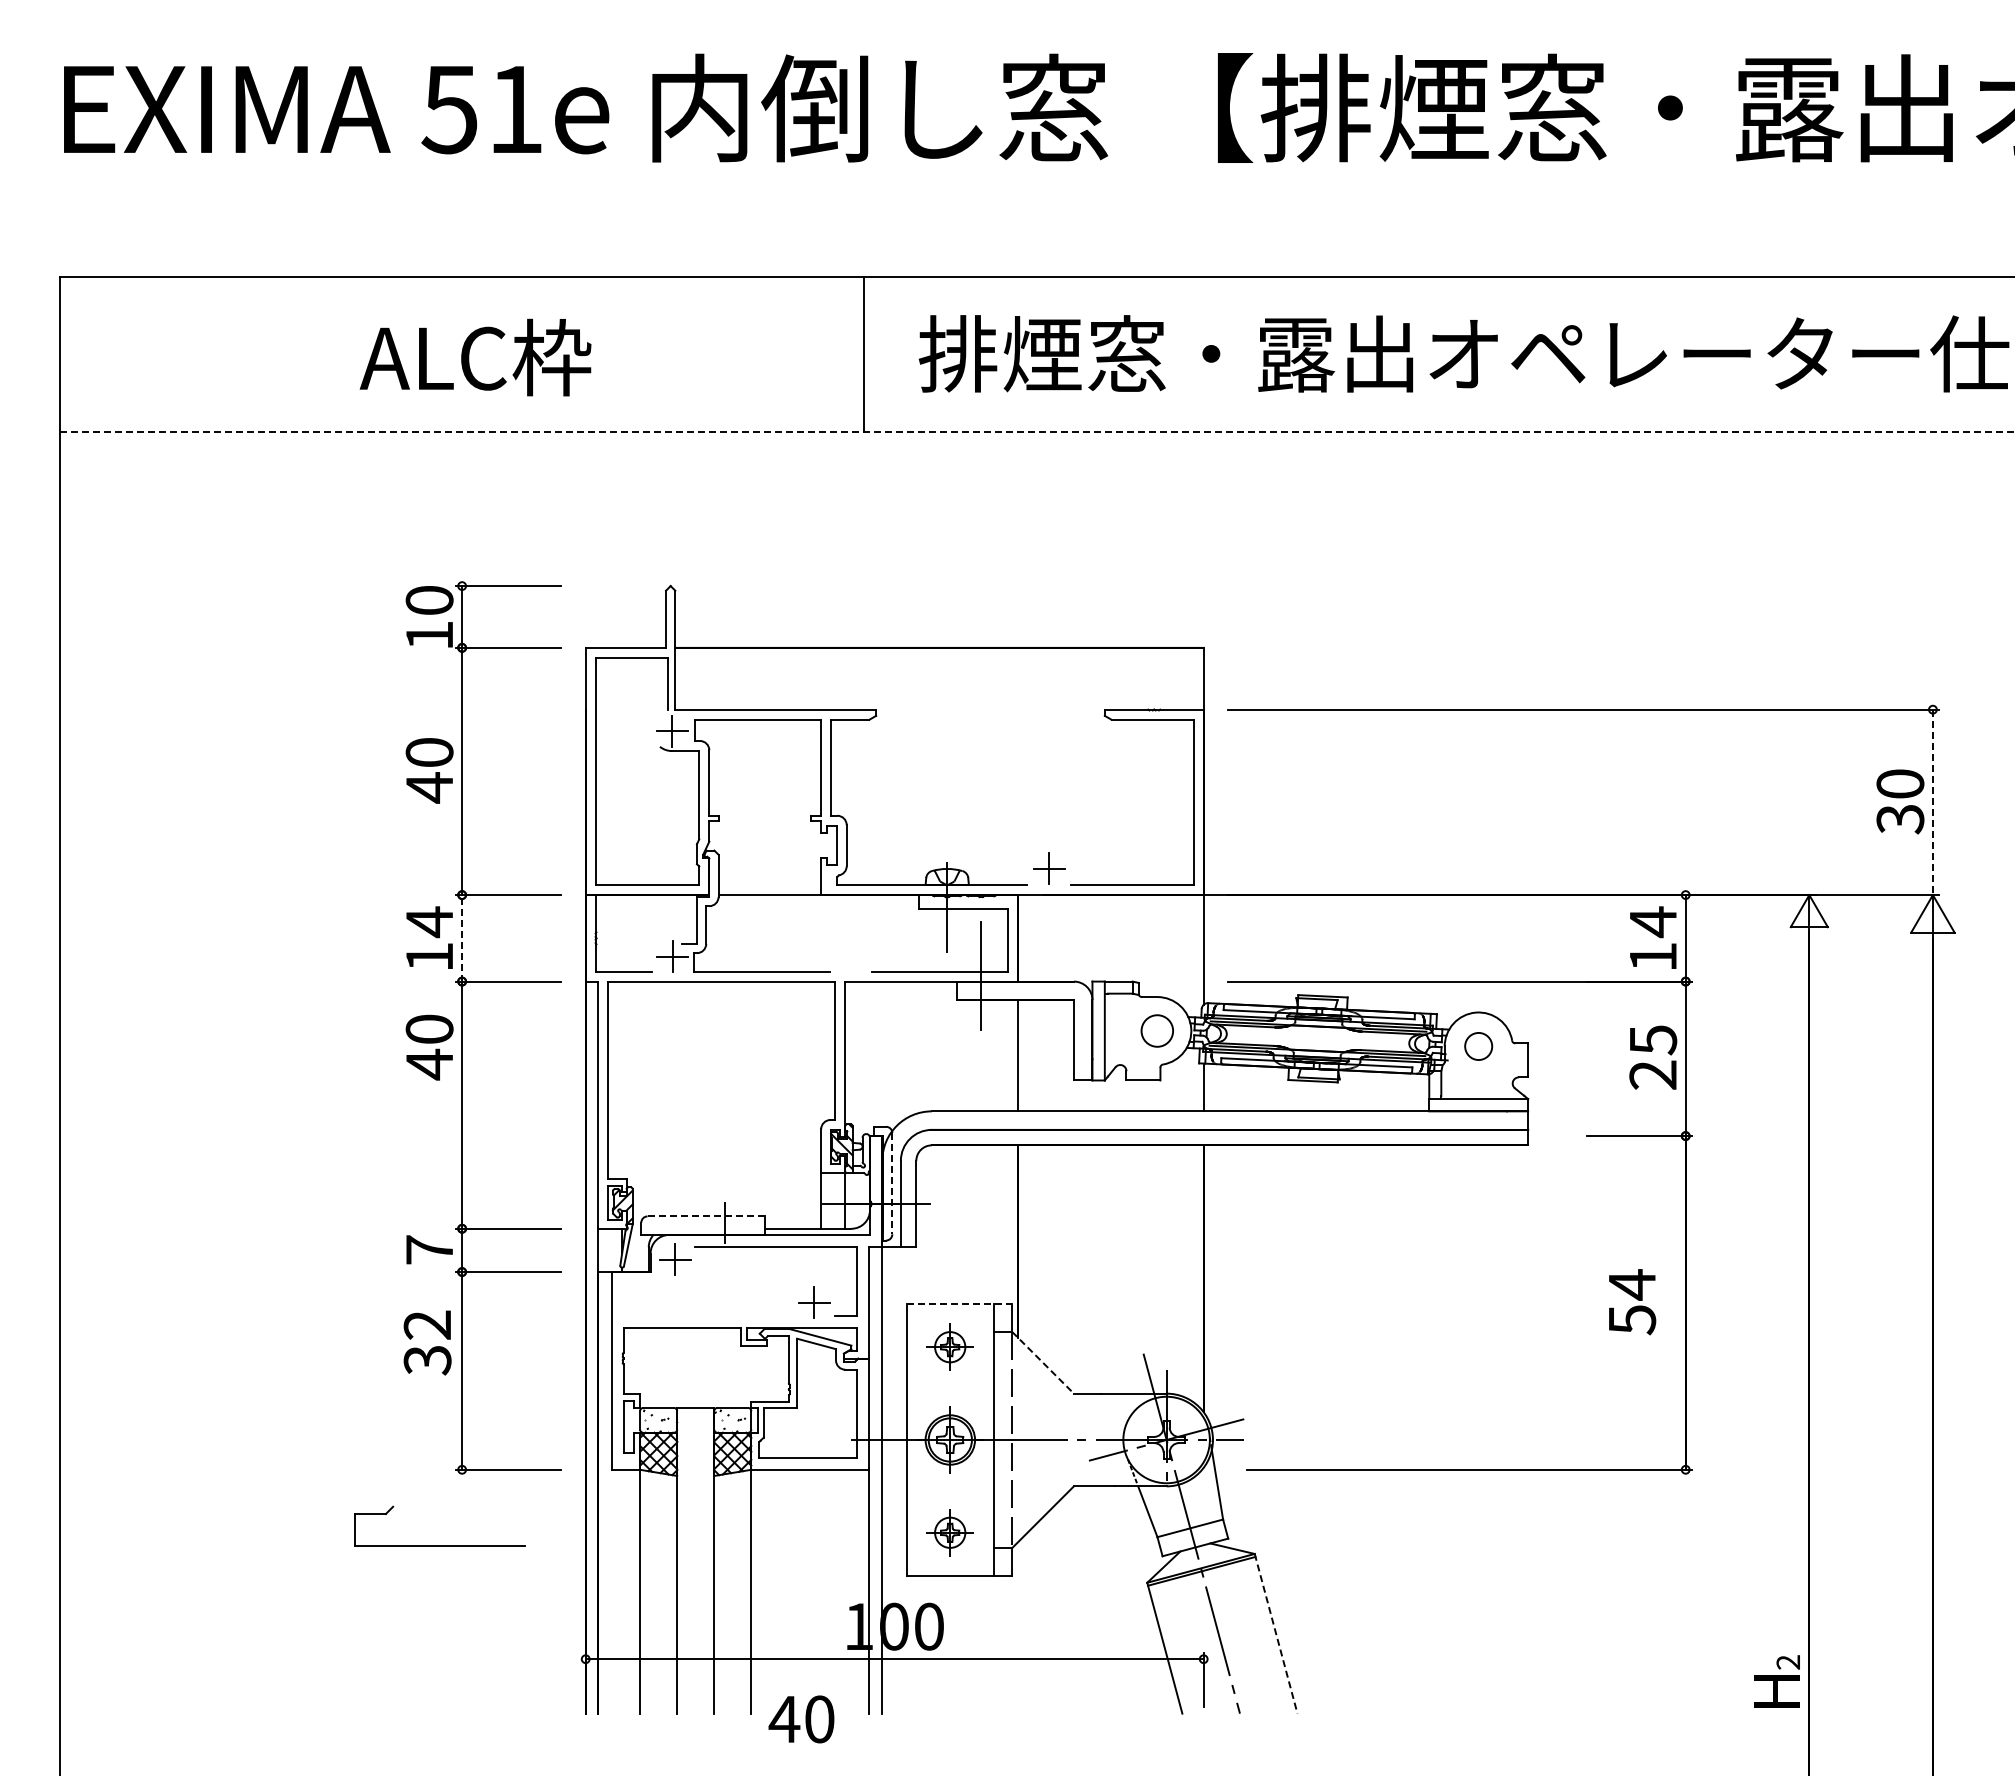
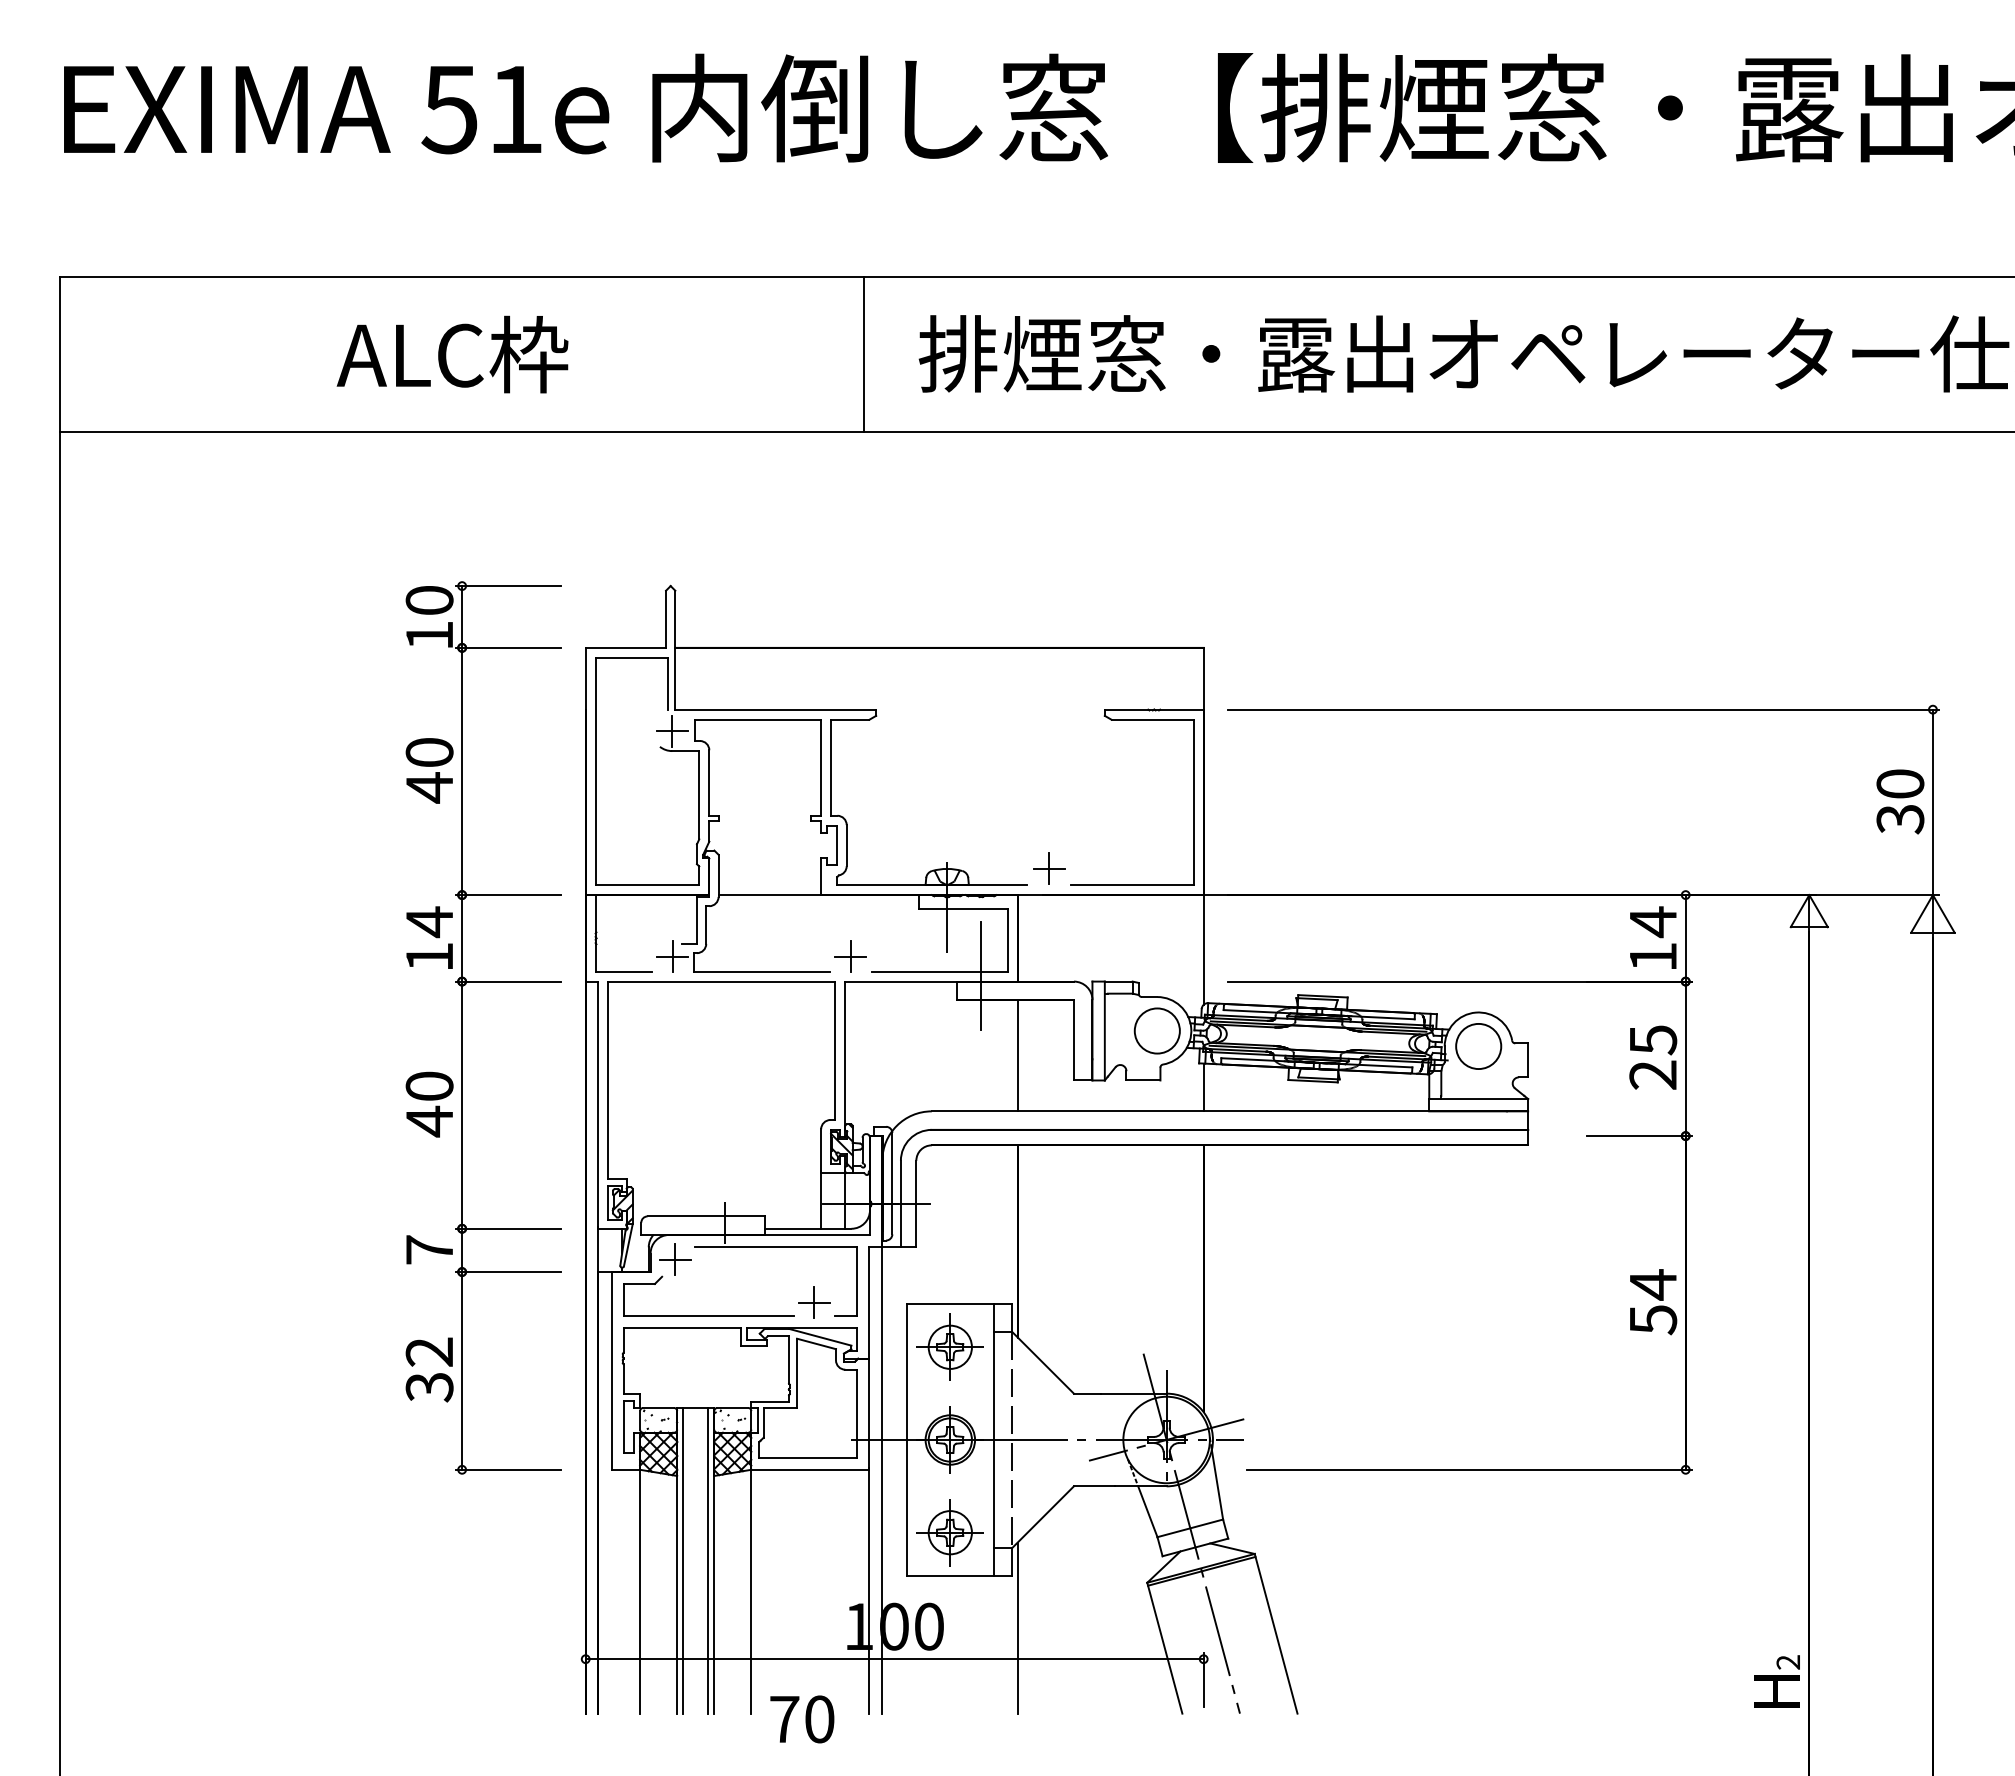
text position: (475, 357) -> (452, 354) (452, 354)
line: dashed -> solid (1037, 431)
line: dashed -> solid (1932, 802)
line: dashed -> solid (462, 937)
part: none -> present (850, 956)
circle diameter: 32 px -> 45 px (1156, 1030)
circle diameter: 27 px -> 45 px (1478, 1046)
text position: (429, 1047) -> (429, 1104) (429, 1104)
line: dashed -> solid (892, 1183)
line: dashed -> solid (706, 1216)
text position: (1632, 1302) -> (1653, 1302) (1653, 1302)
line: dashed -> solid (959, 1304)
text position: (427, 1342) -> (429, 1369) (429, 1369)
part size: 48x48 px -> 68x68 px (949, 1346)
line: dashed -> solid (1043, 1362)
part size: 48x48 px -> 68x68 px (949, 1532)
part position: (439, 1545) -> (708, 1315) (708, 1315)
line: none -> present (683, 1560)
line: none -> present (708, 1560)
line: none -> present (1017, 1627)
line: dashed -> solid (1276, 1633)
text: 40 -> 70 (784, 1719)
